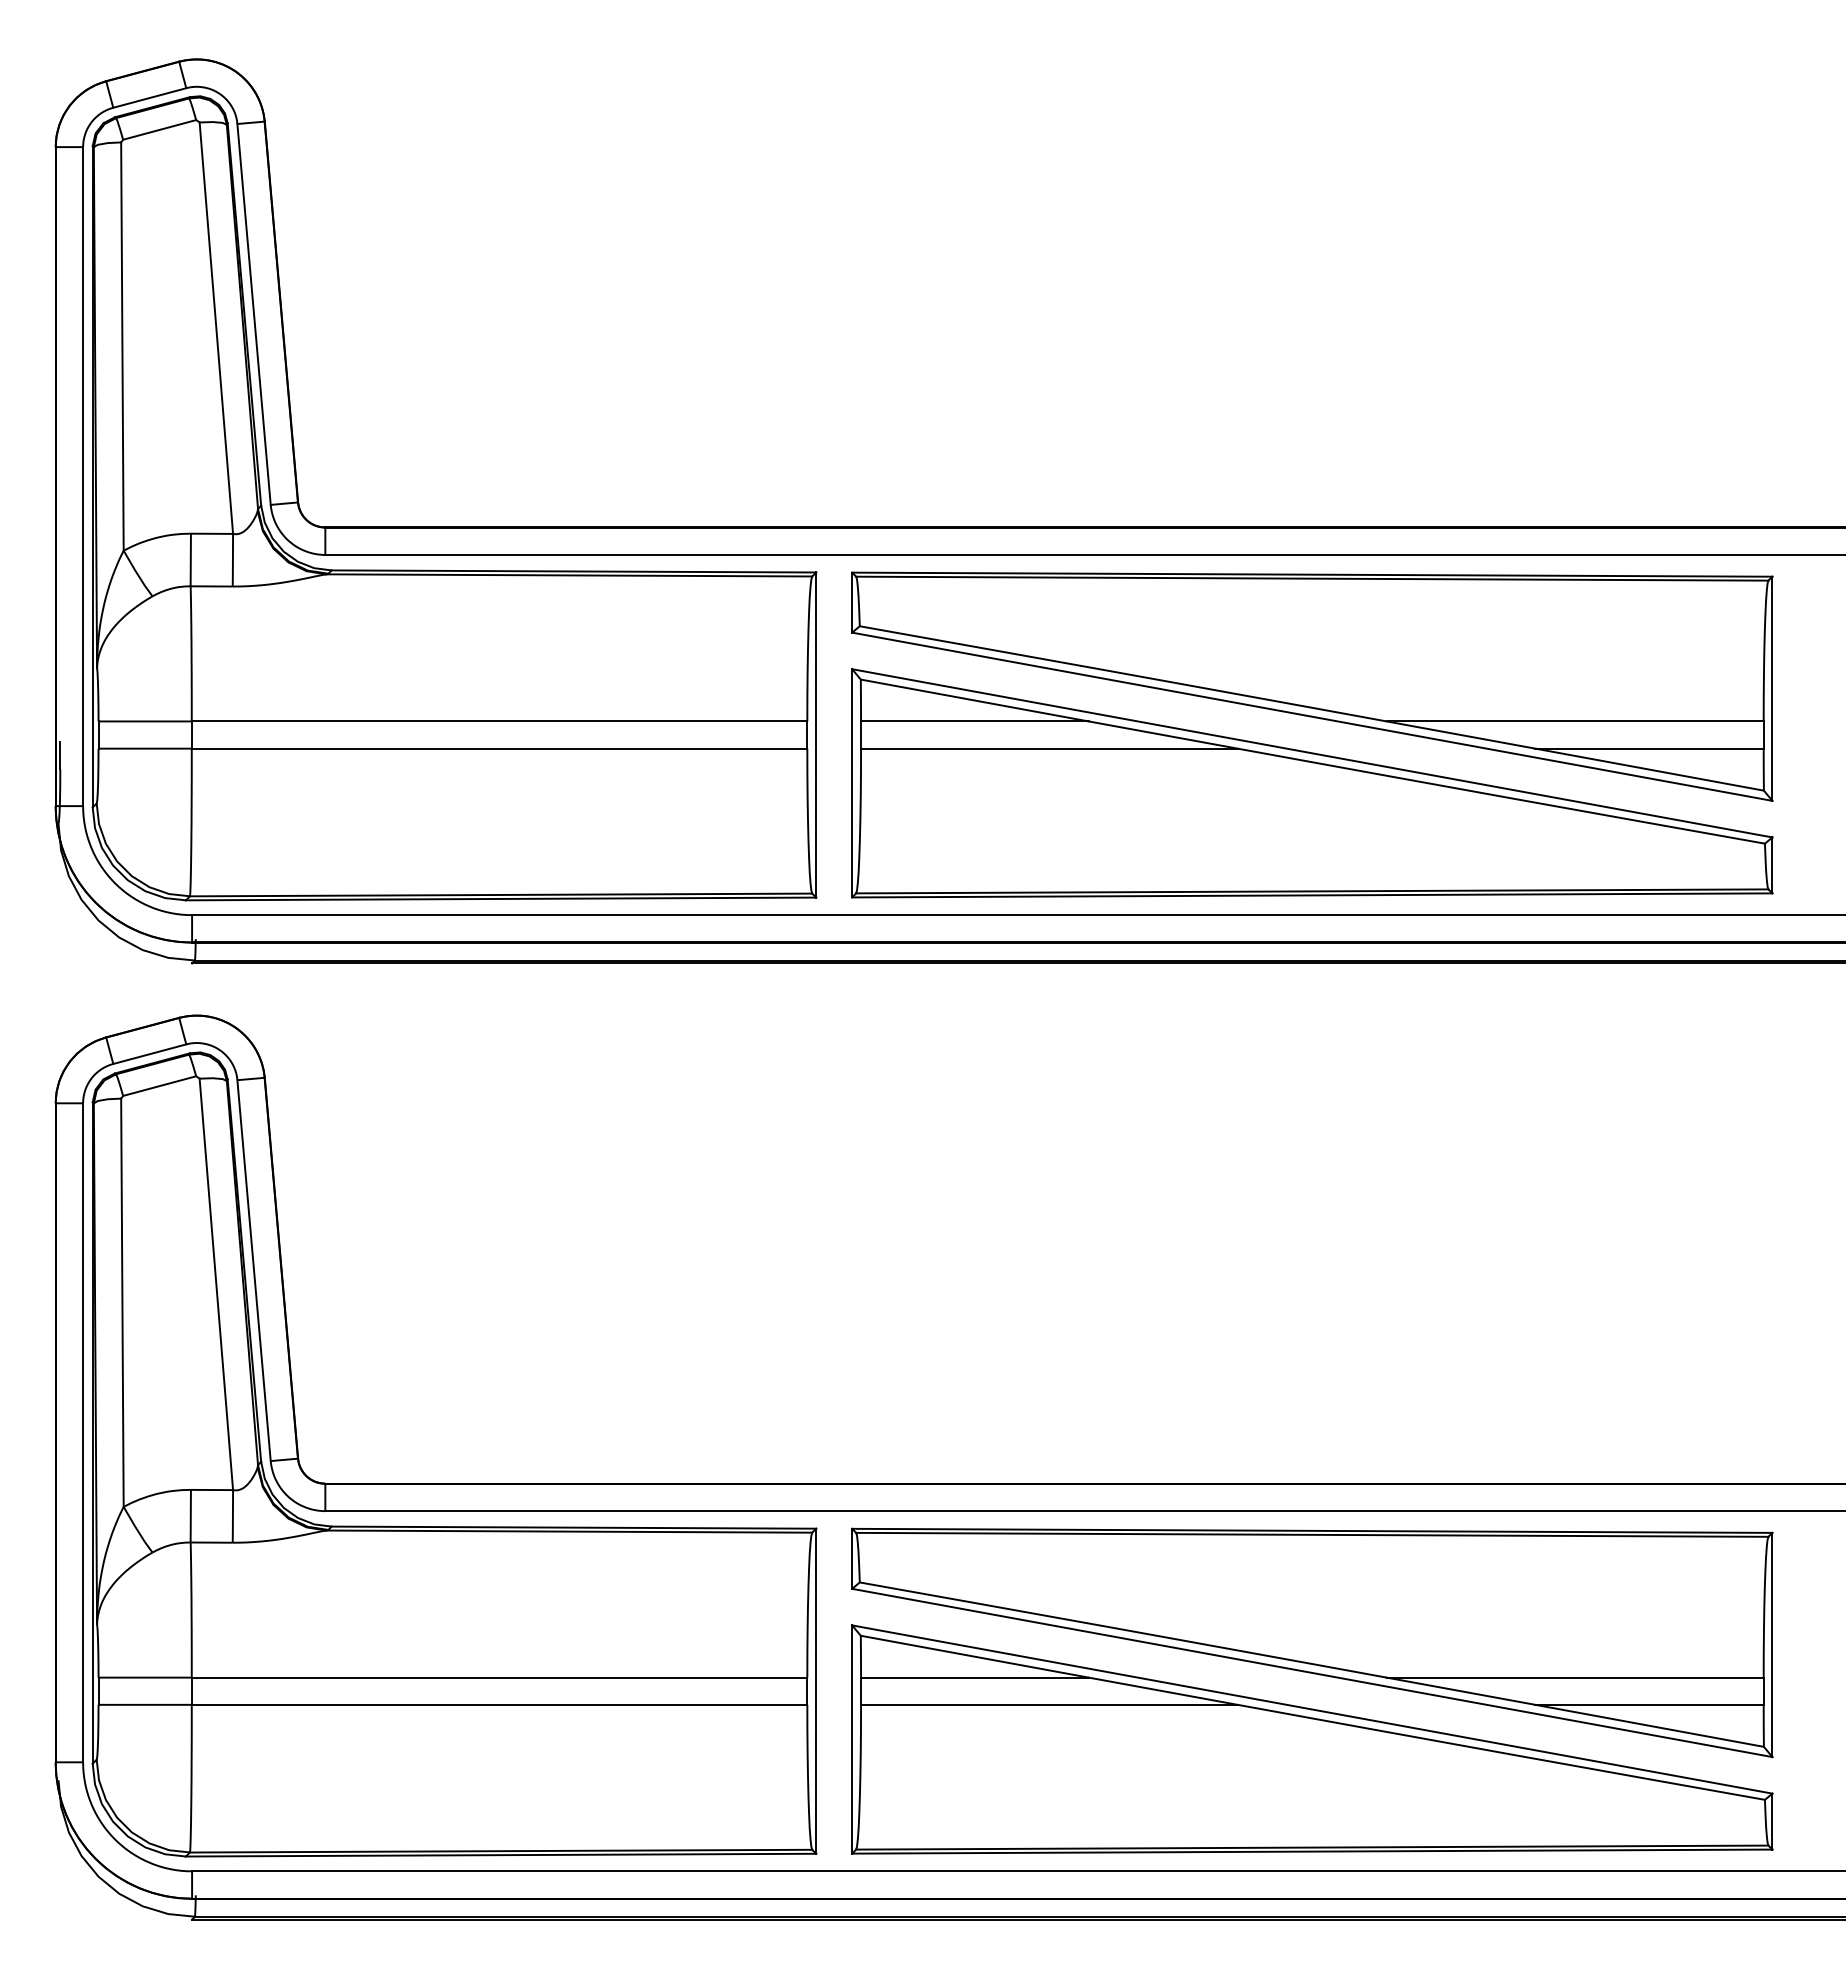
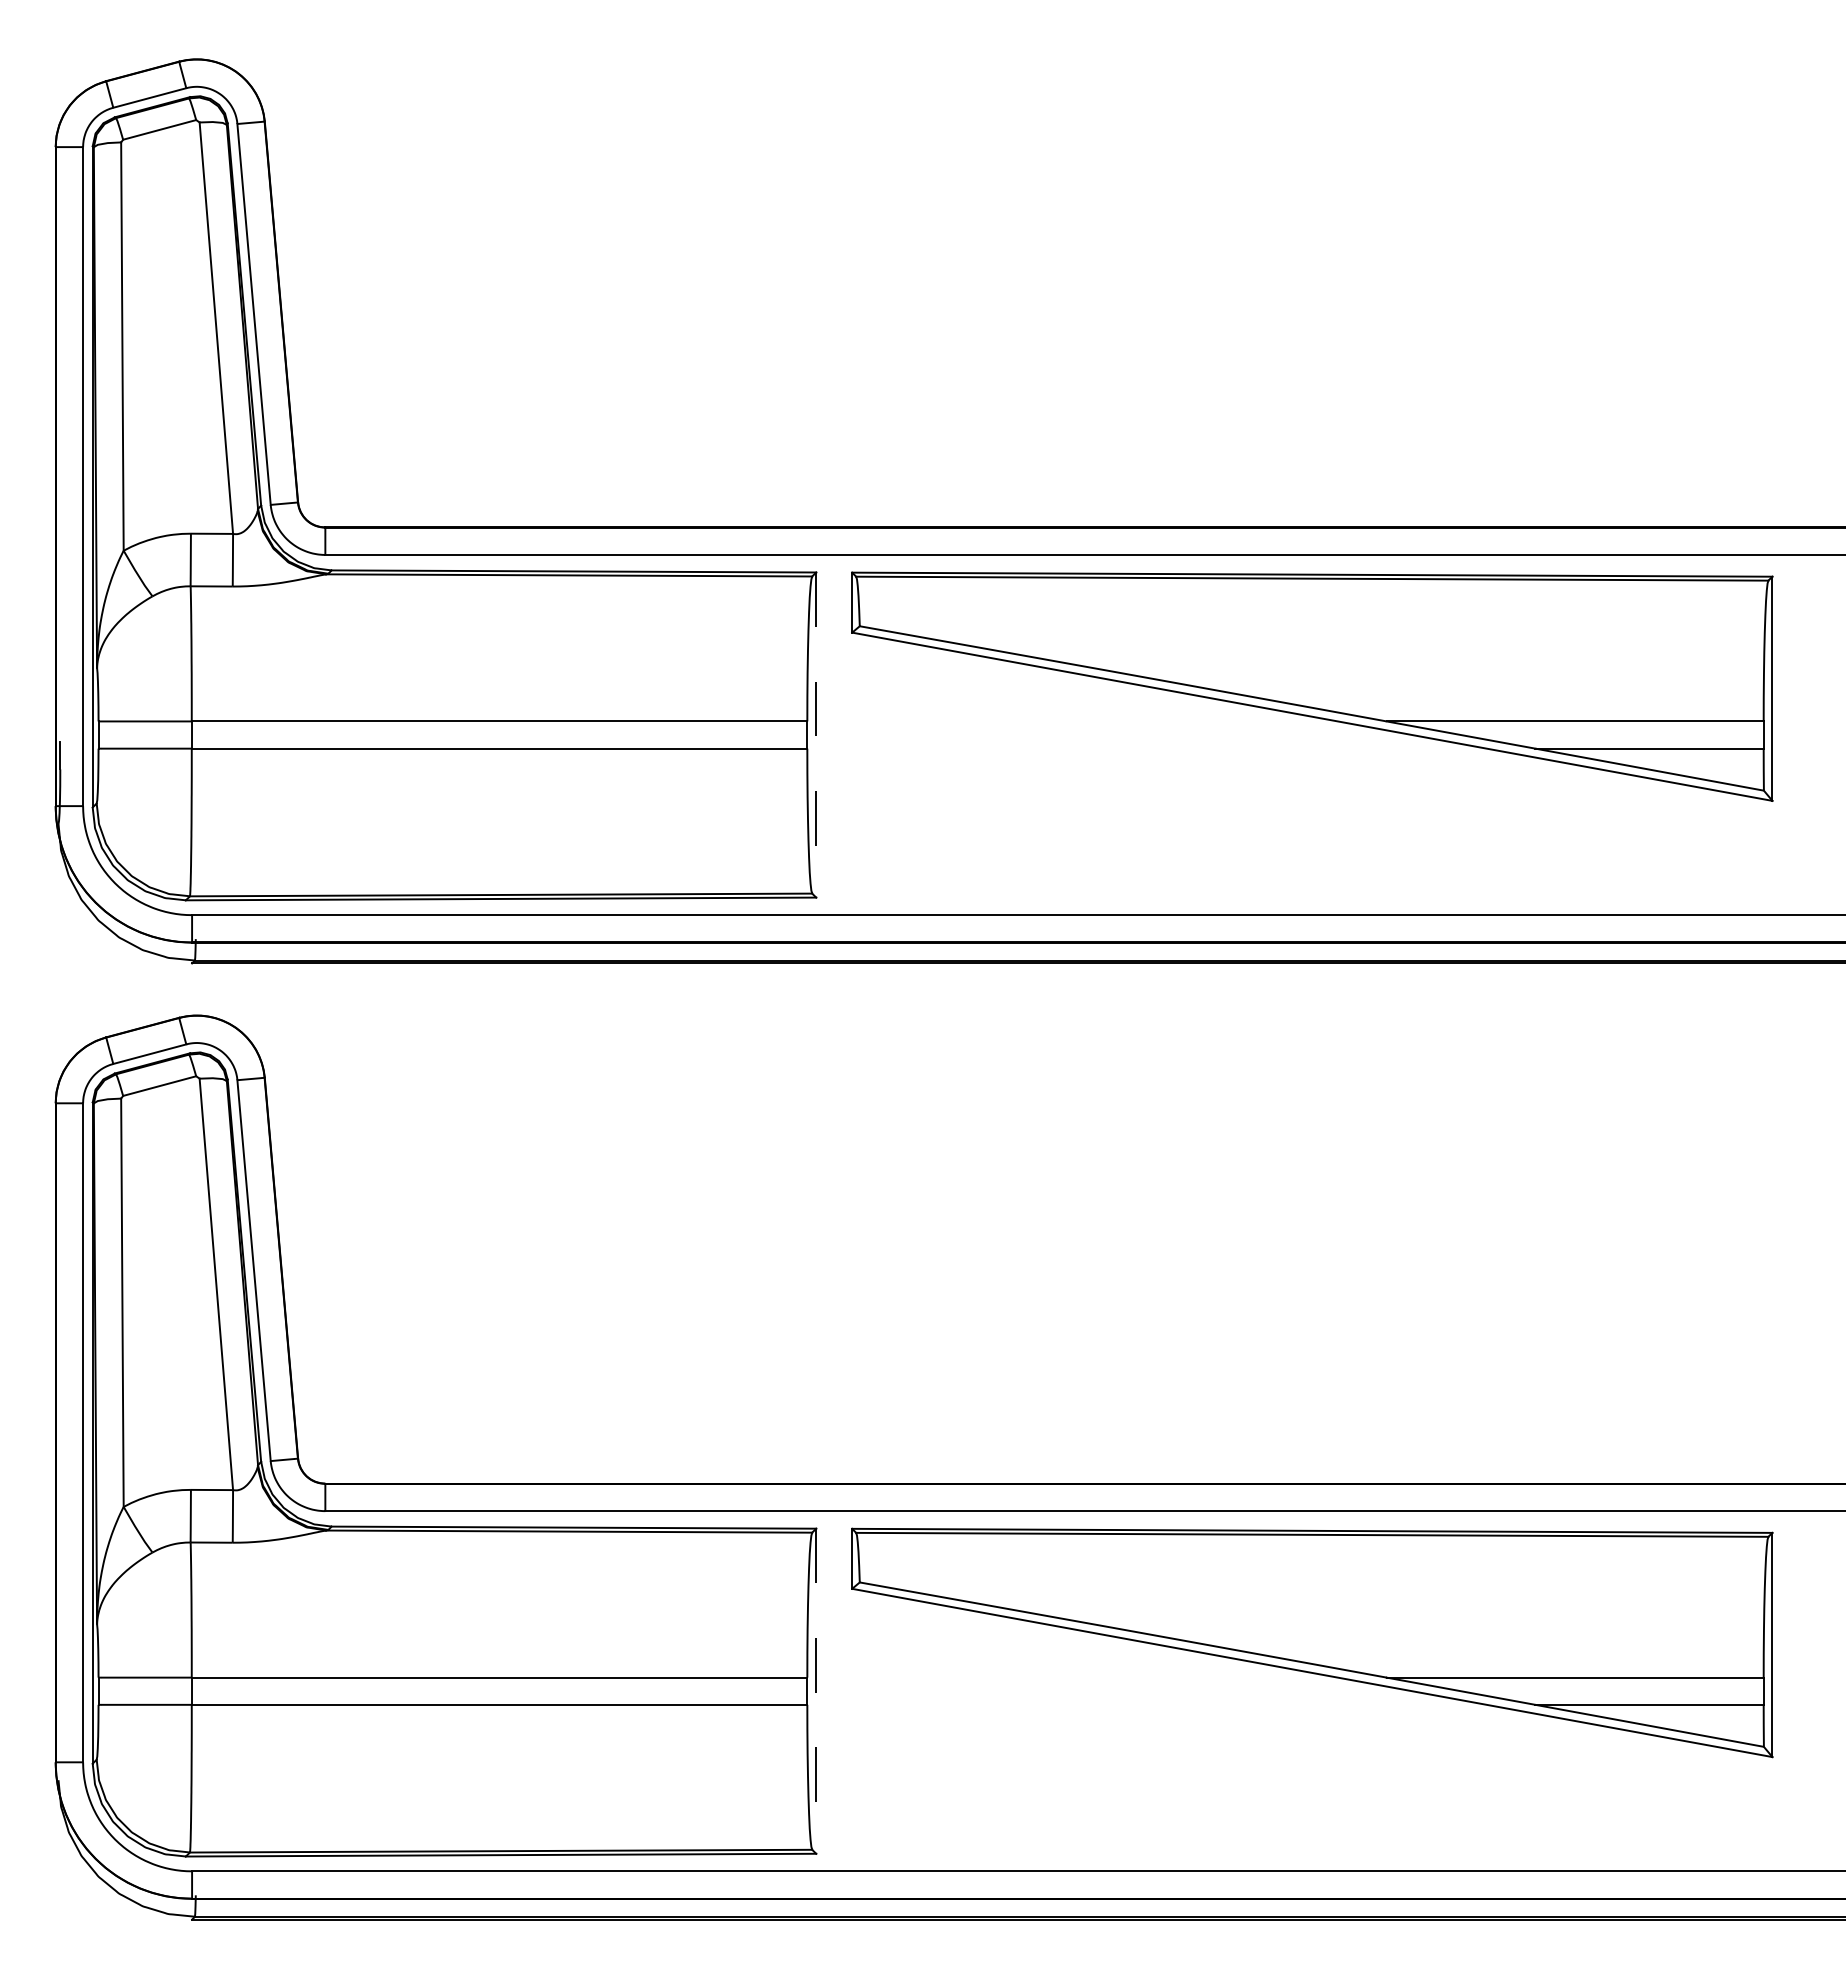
line: solid -> dashed (816, 735)
part: present -> none (1312, 783)
line: solid -> dashed (816, 1691)
part: present -> none (1312, 1739)
